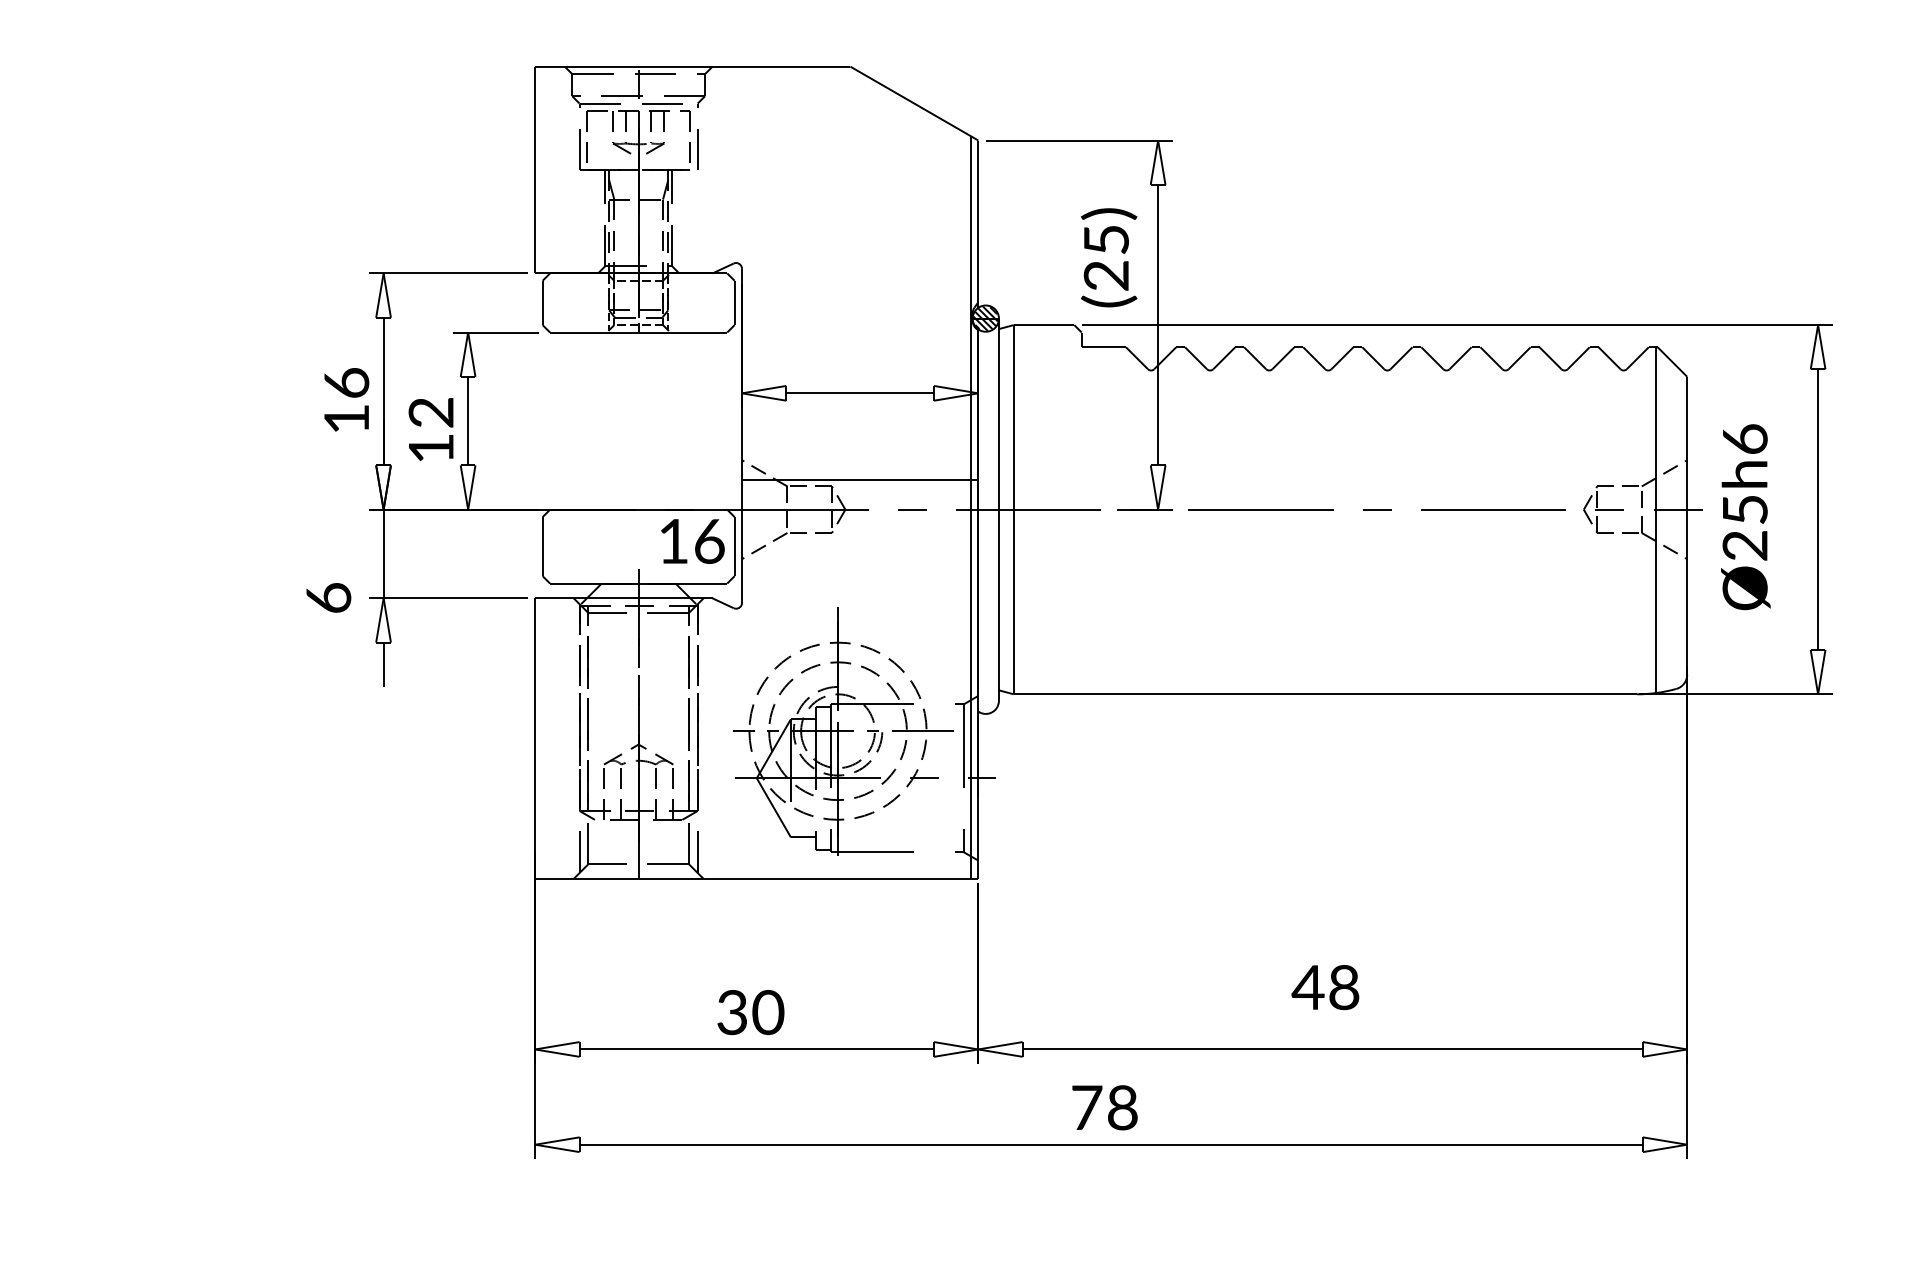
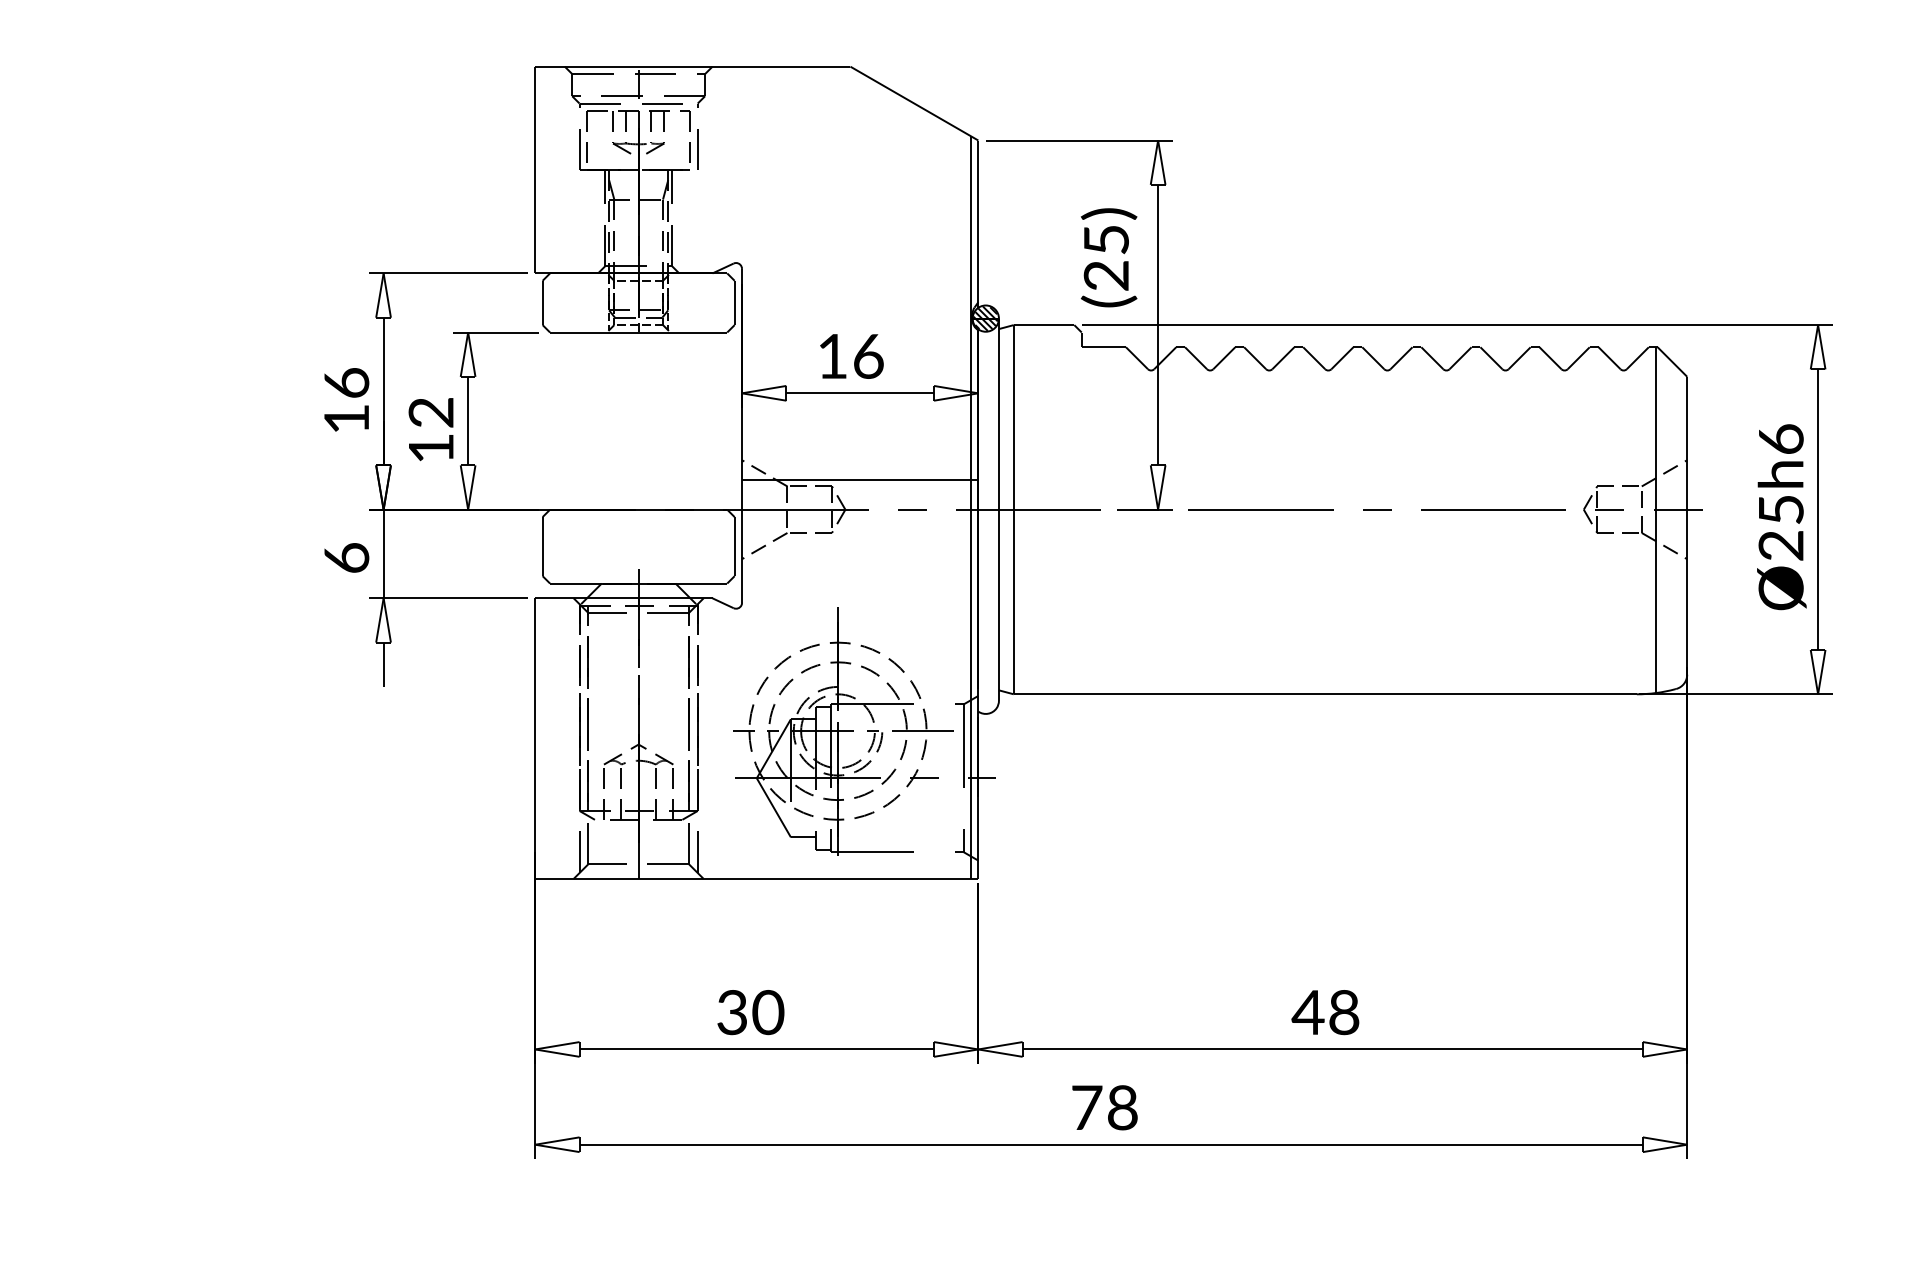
text position: (1745, 517) -> (1781, 517) (1781, 517)
text position: (692, 541) -> (851, 356) (851, 356)
text position: (328, 597) -> (346, 557) (346, 557)
text position: (1325, 987) -> (1325, 1012) (1325, 1012)
